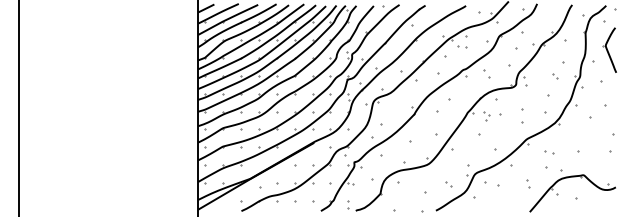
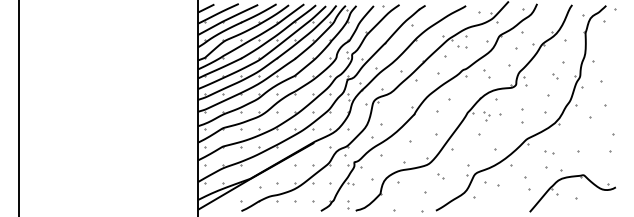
part: present -> none (609, 49)
part size: 5x10 px -> 7x15 px (527, 183)
part position: (448, 184) -> (440, 176) (440, 176)
